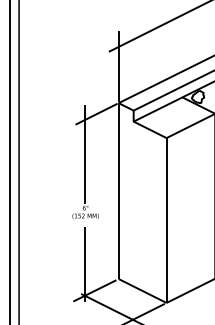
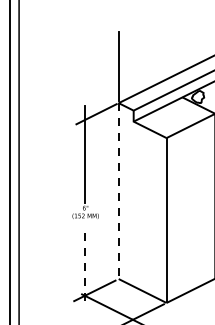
line: present -> none (158, 26)
line: solid -> dashed (118, 191)
line: solid -> dashed (85, 264)
